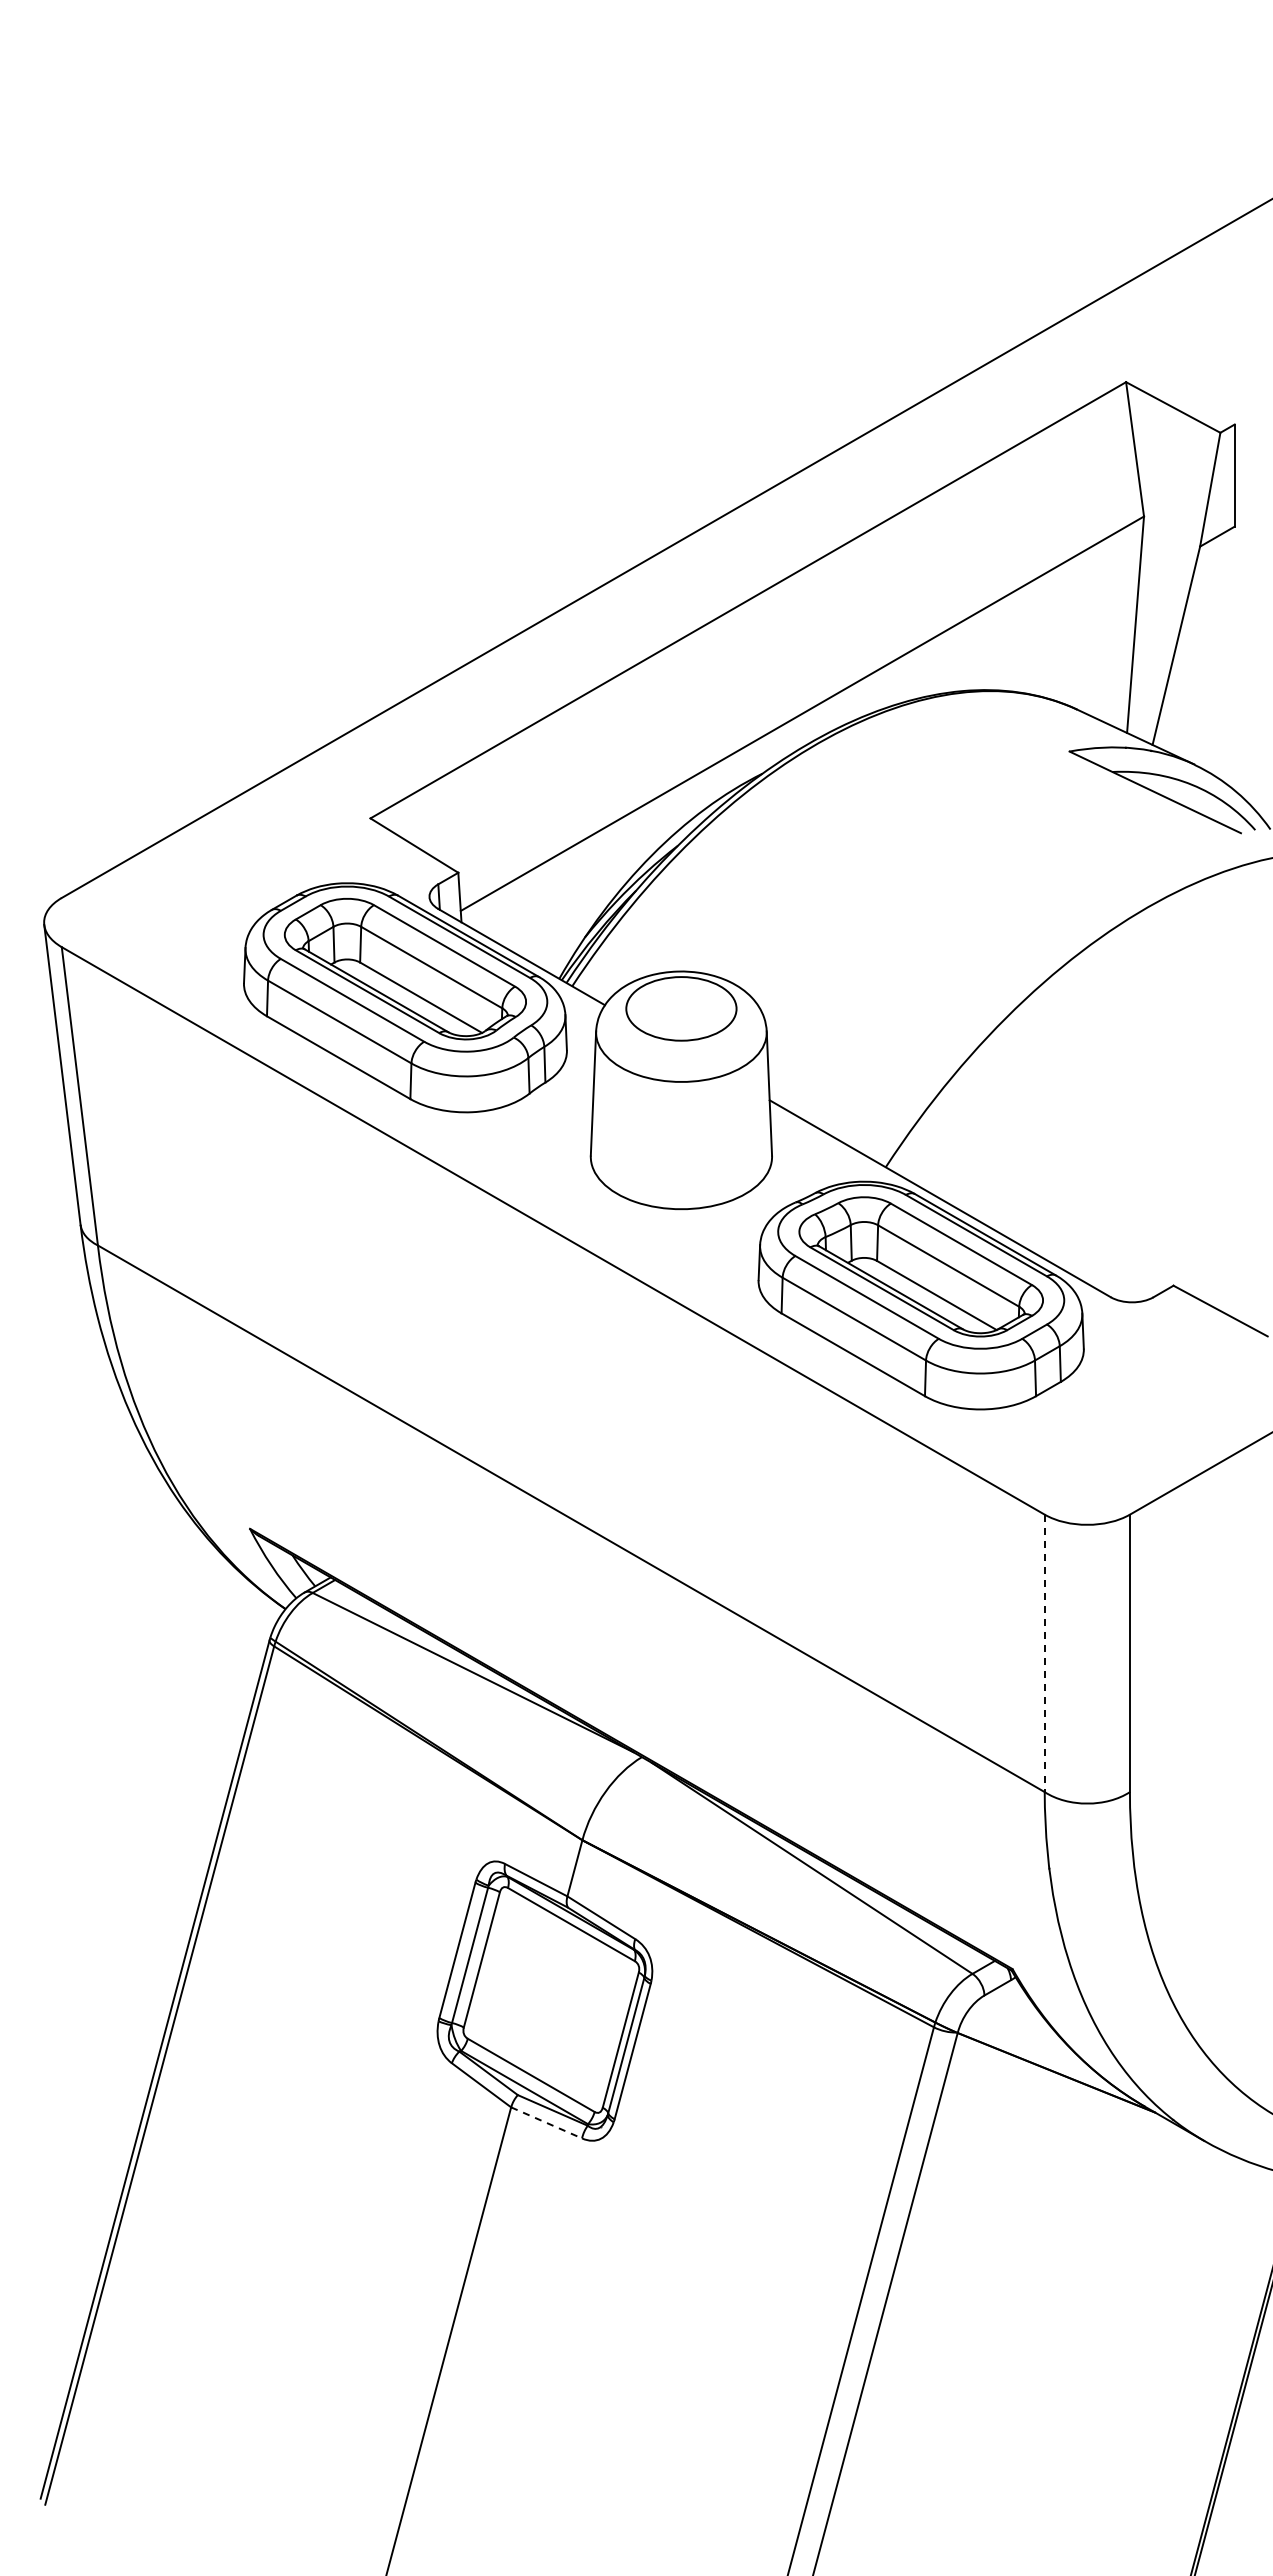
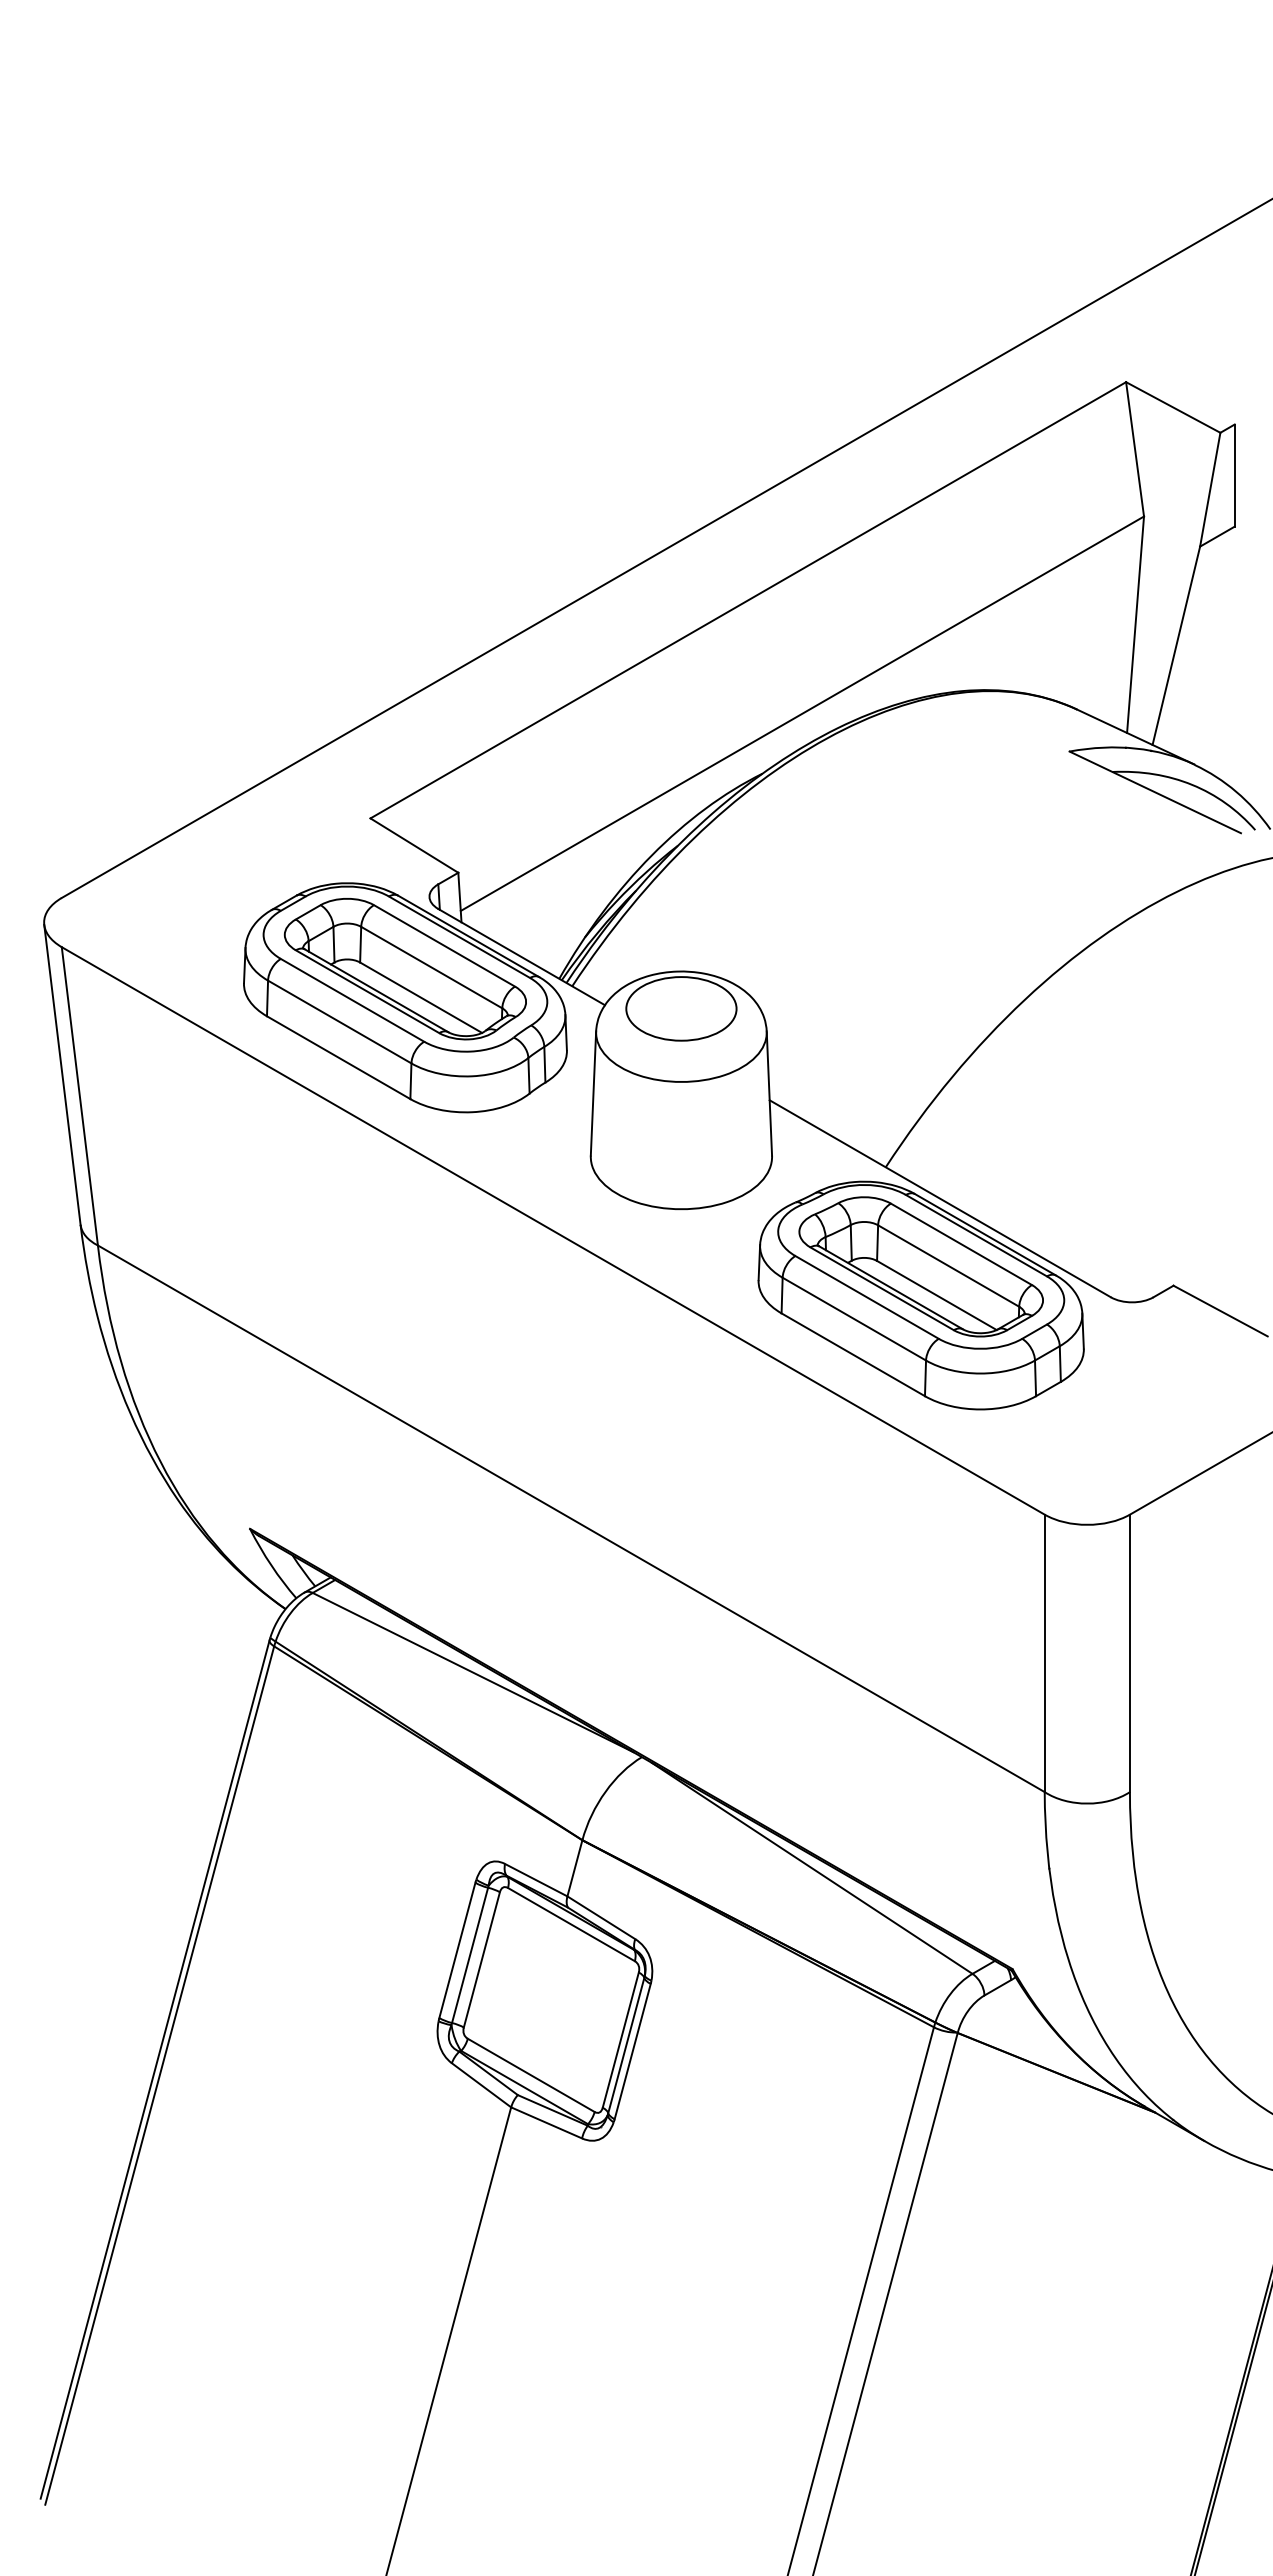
line: dashed -> solid (1044, 1653)
line: dashed -> solid (546, 2122)
